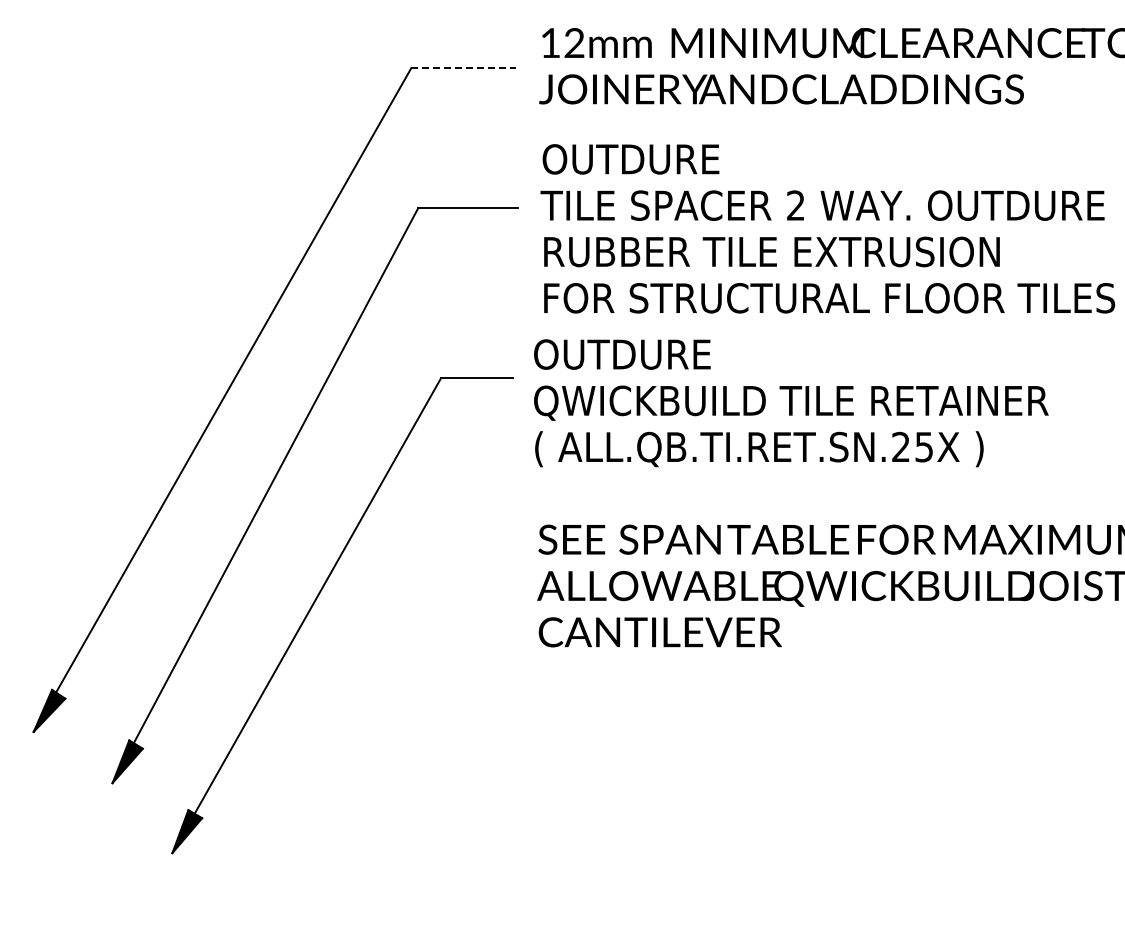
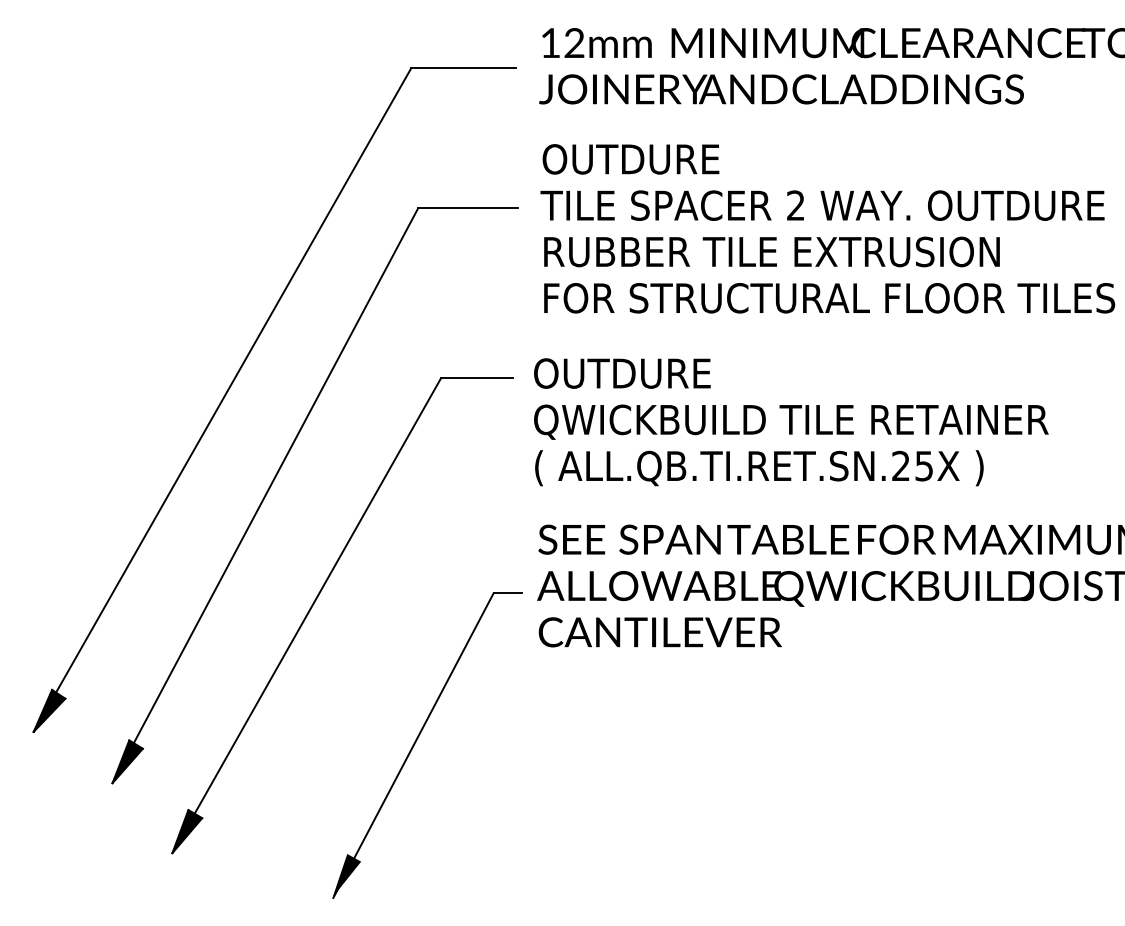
line: dashed -> solid (464, 68)
text position: (791, 403) -> (791, 422) (791, 422)
part: none -> present (417, 740)
